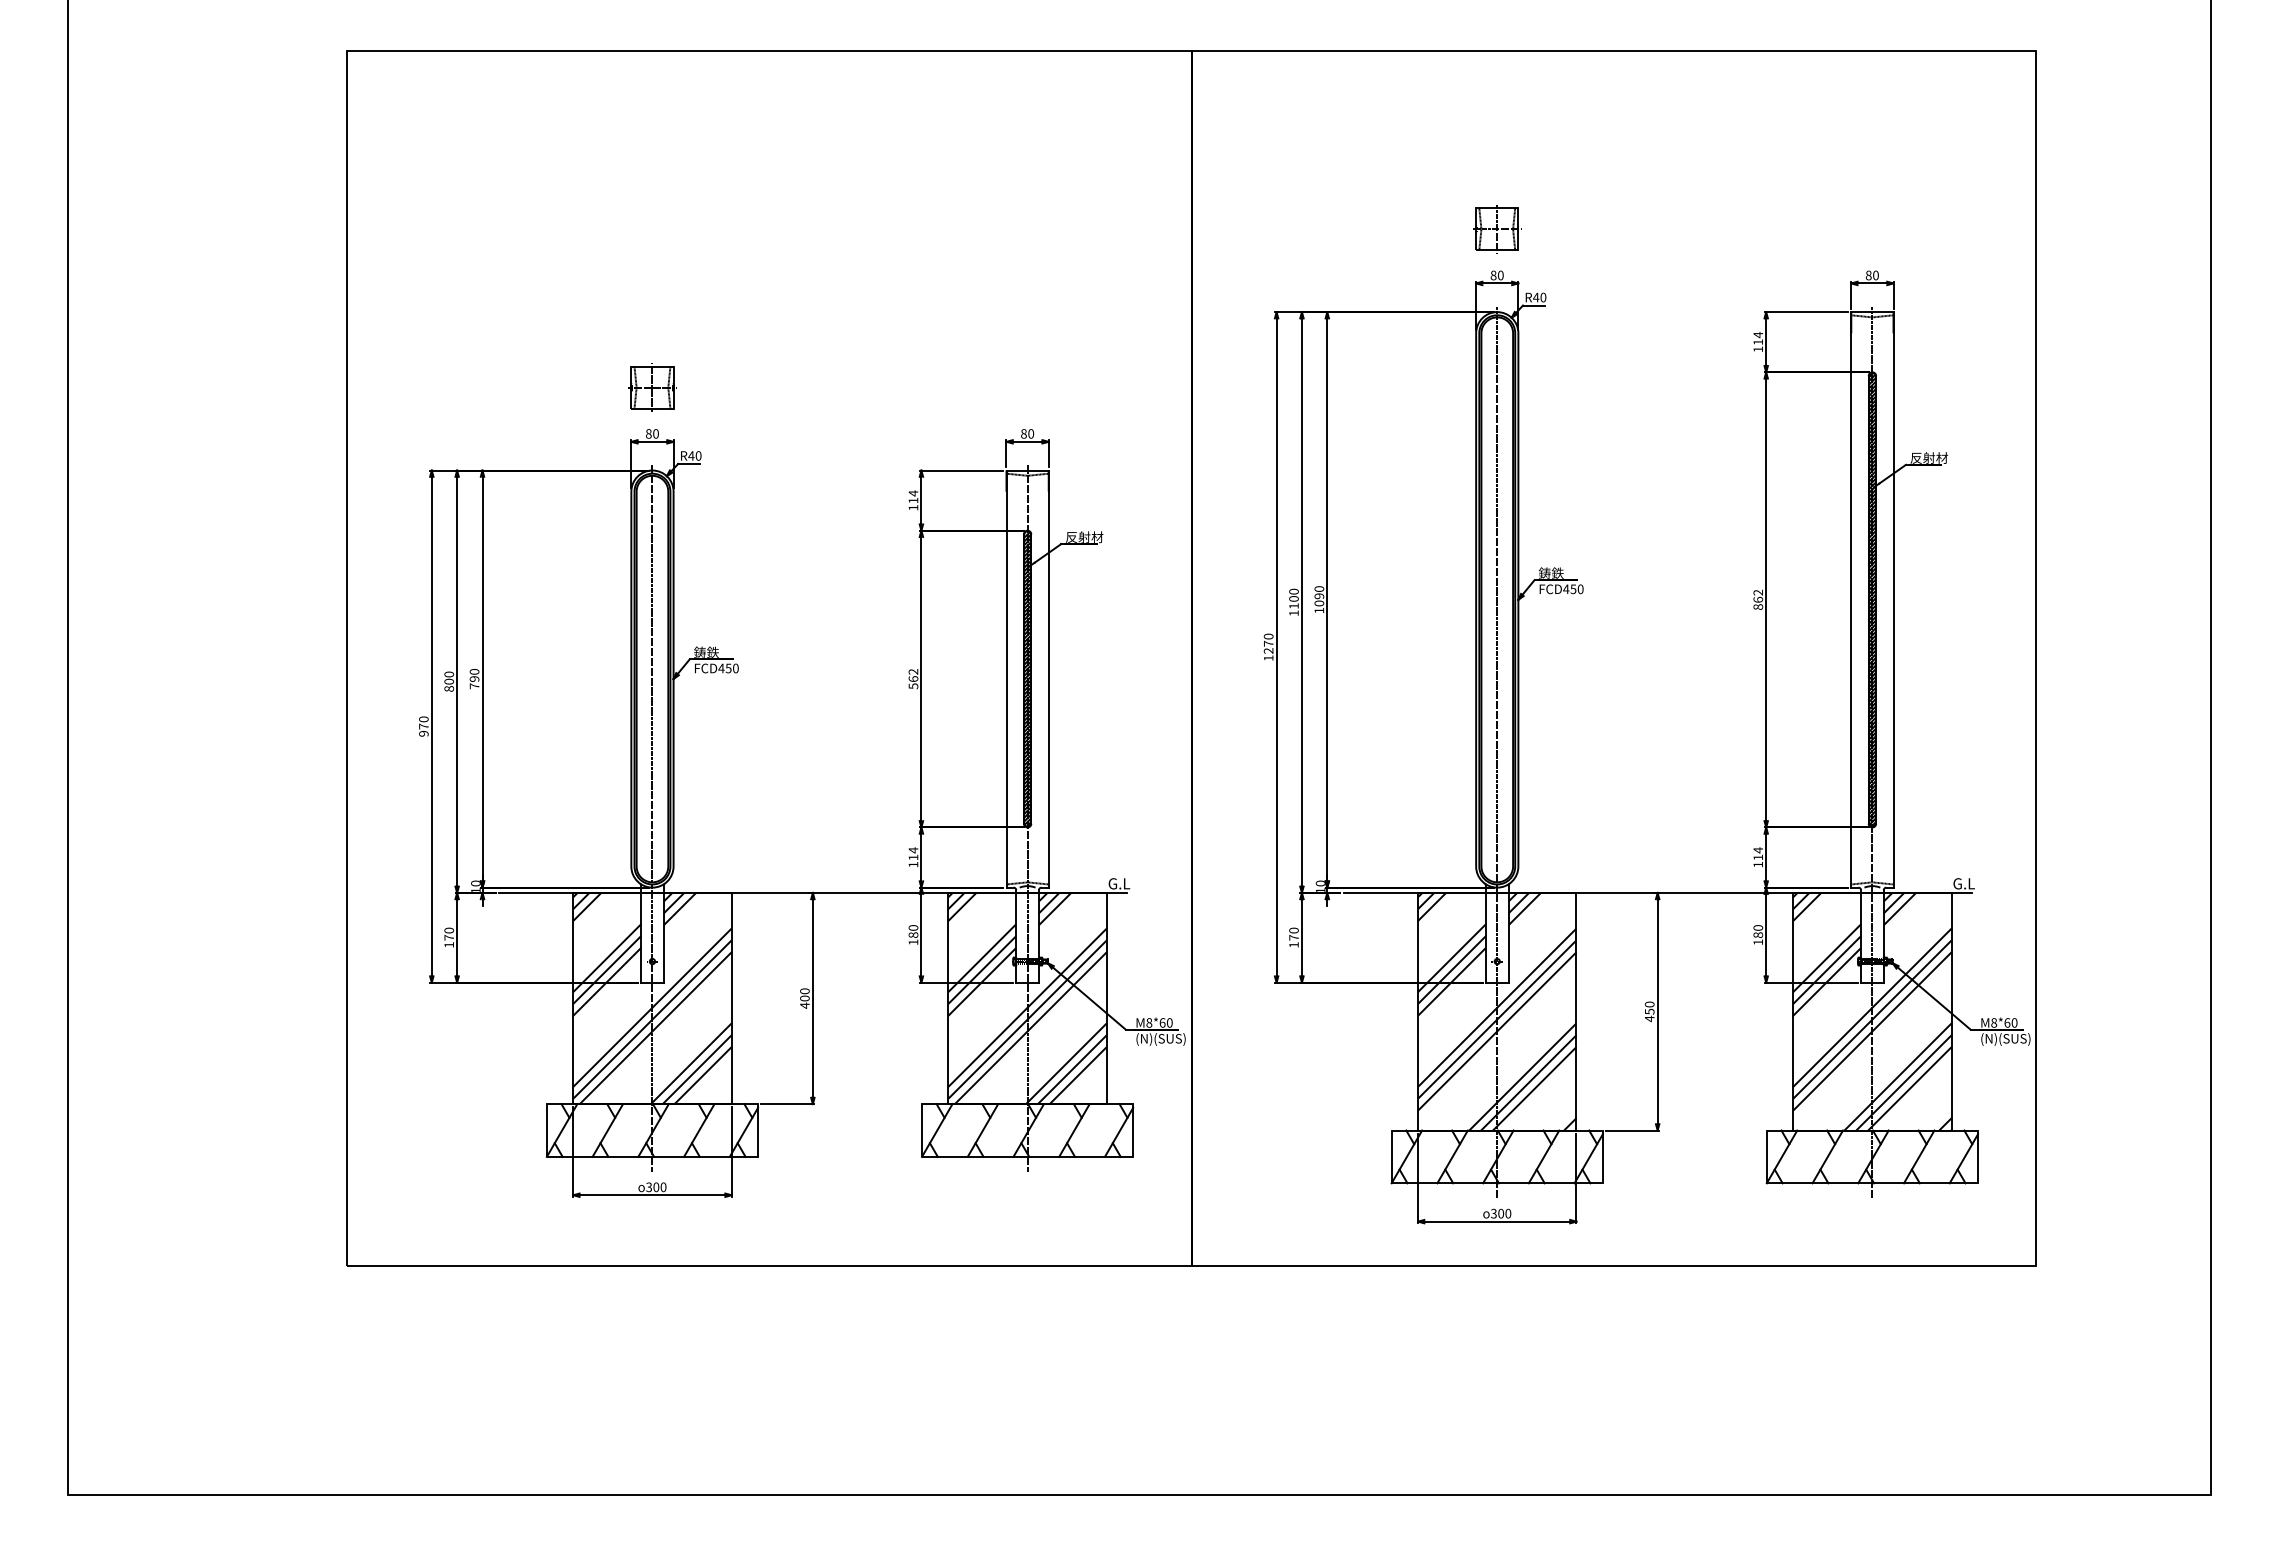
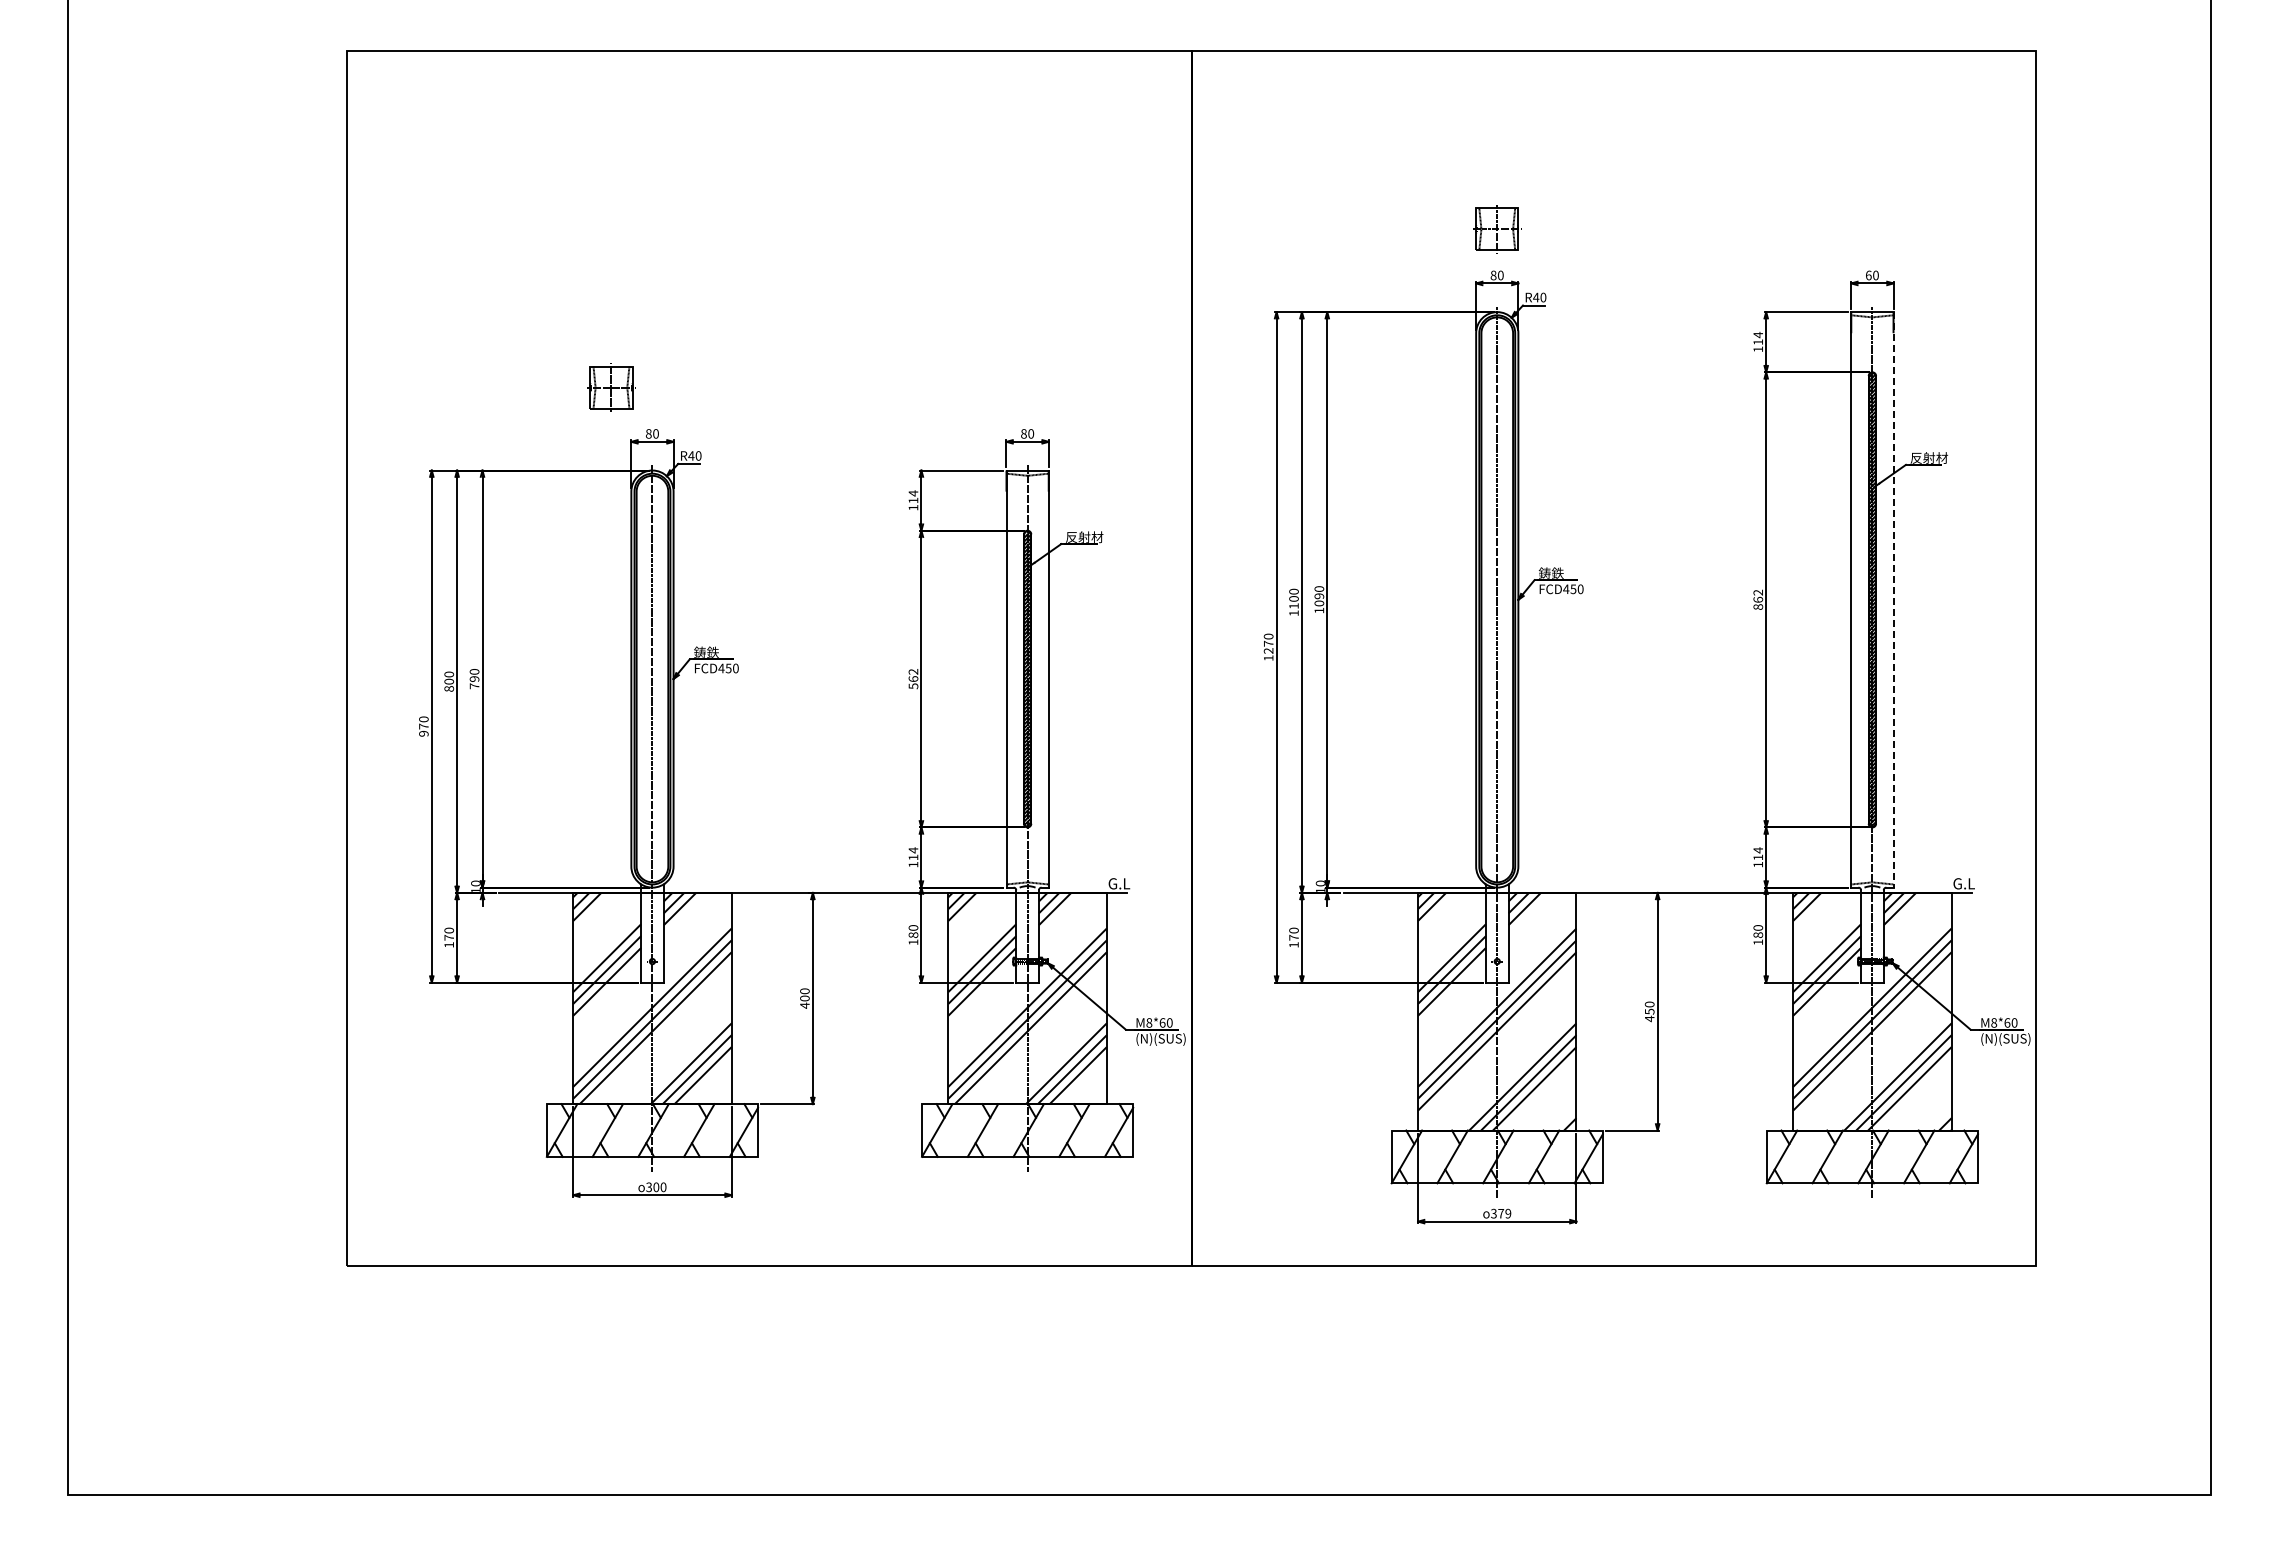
text: 80 -> 60 (1868, 275)
part position: (652, 387) -> (611, 387) (611, 387)
line: solid -> dashed (1893, 599)
text: 300 -> 379 (1504, 1213)
